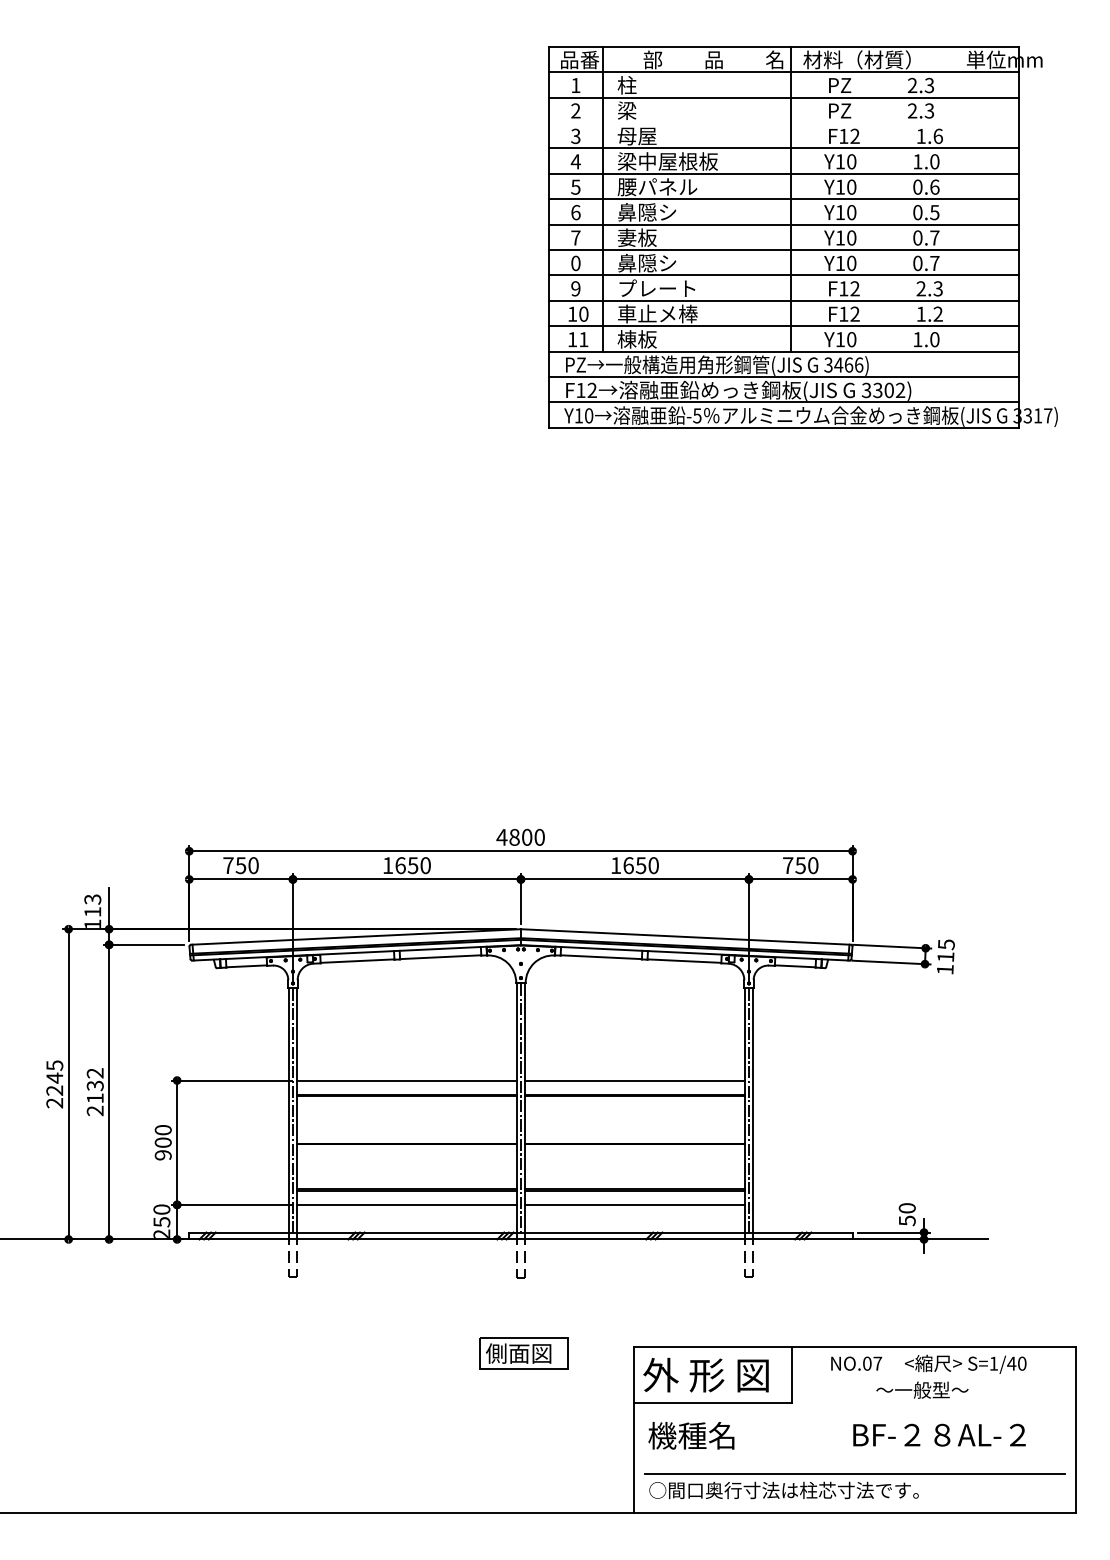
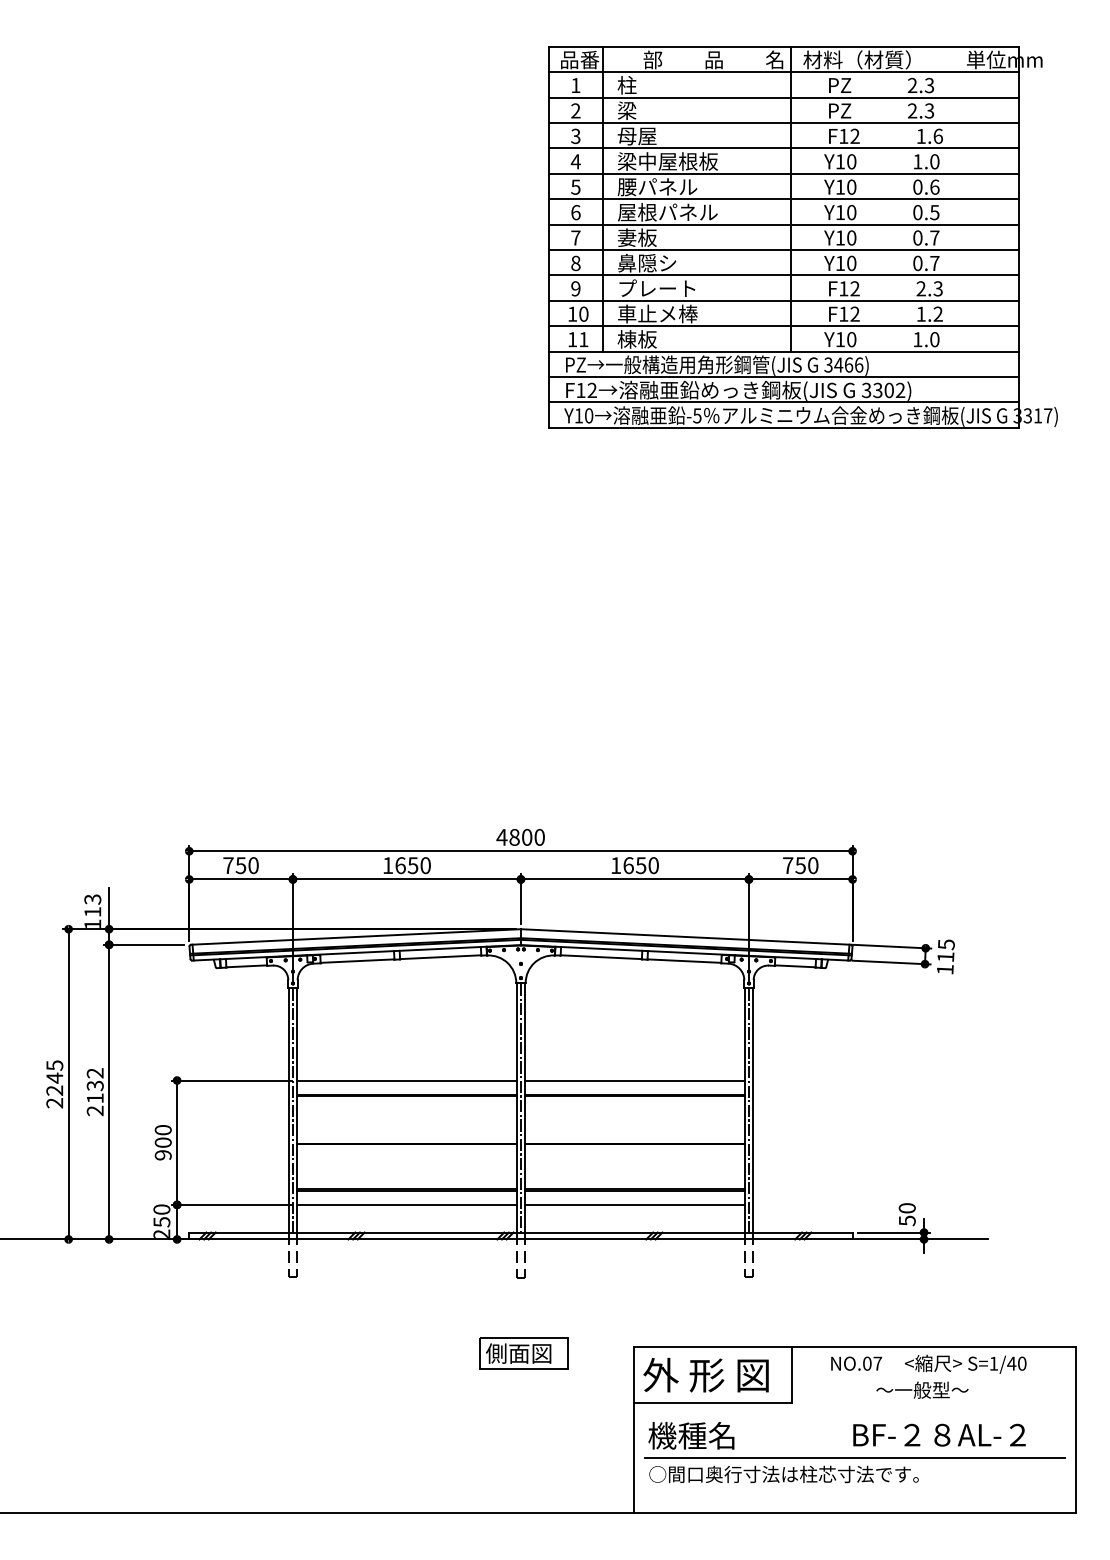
line: none -> present (783, 123)
text: 鼻隠シ -> 屋根パネル (667, 212)
text: 0 -> 8 (575, 263)
part position: (854, 1486) -> (854, 1470) (854, 1470)
